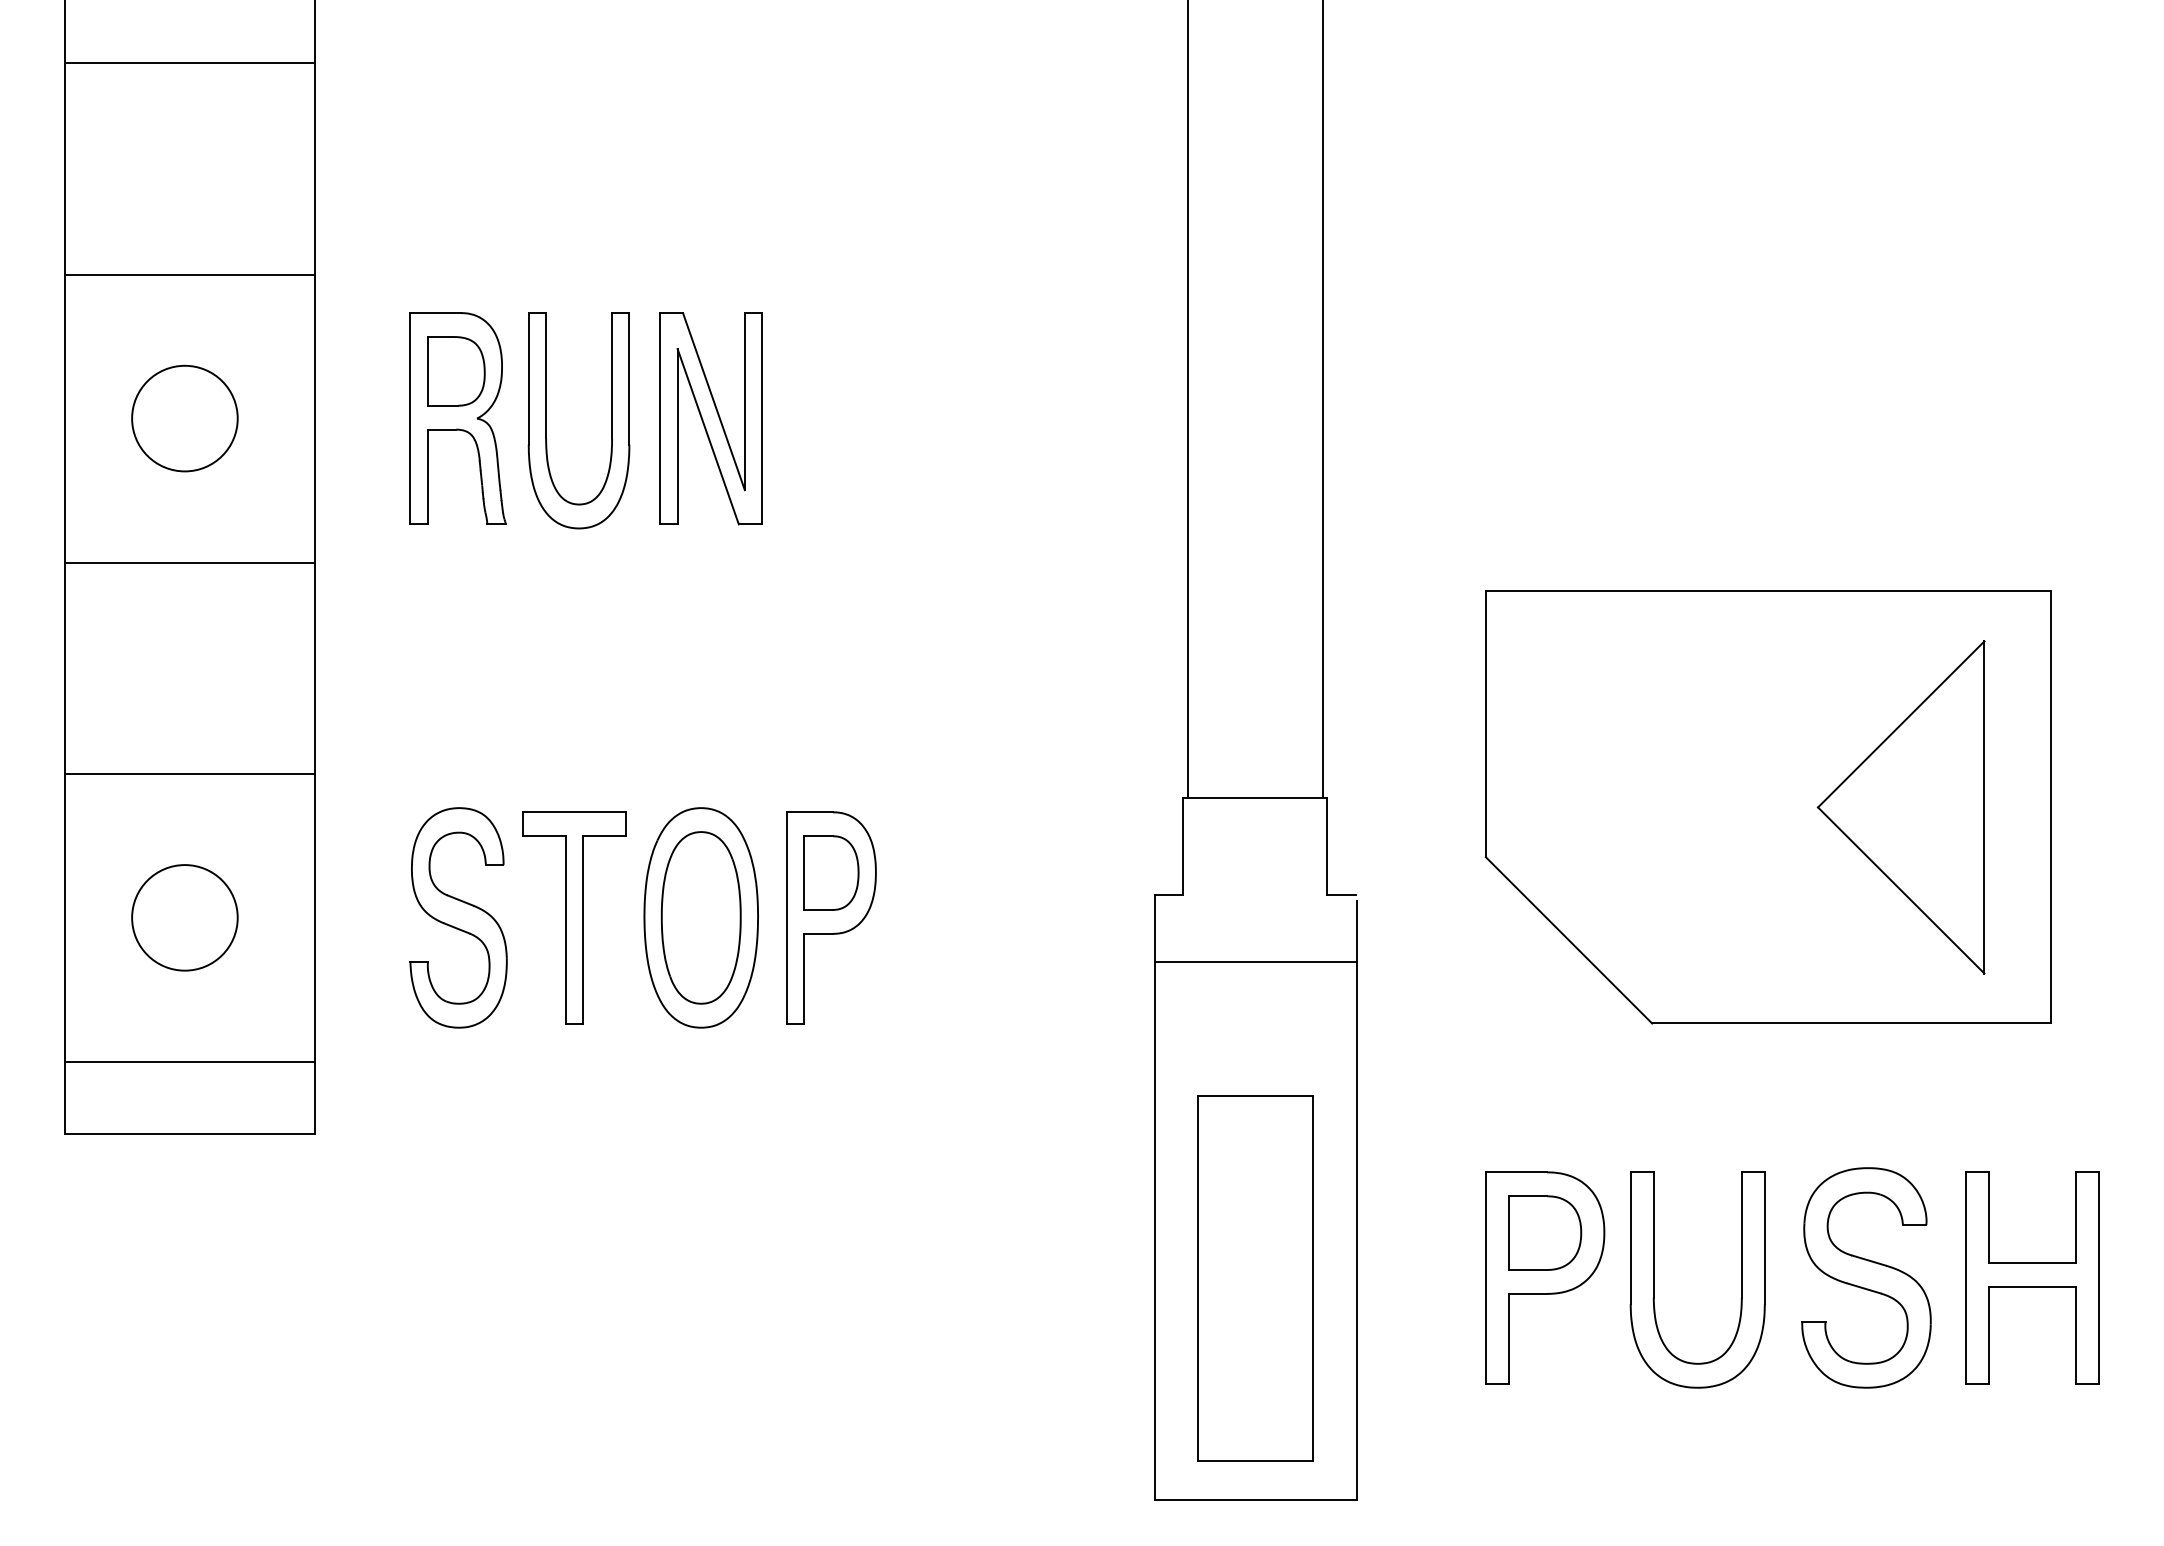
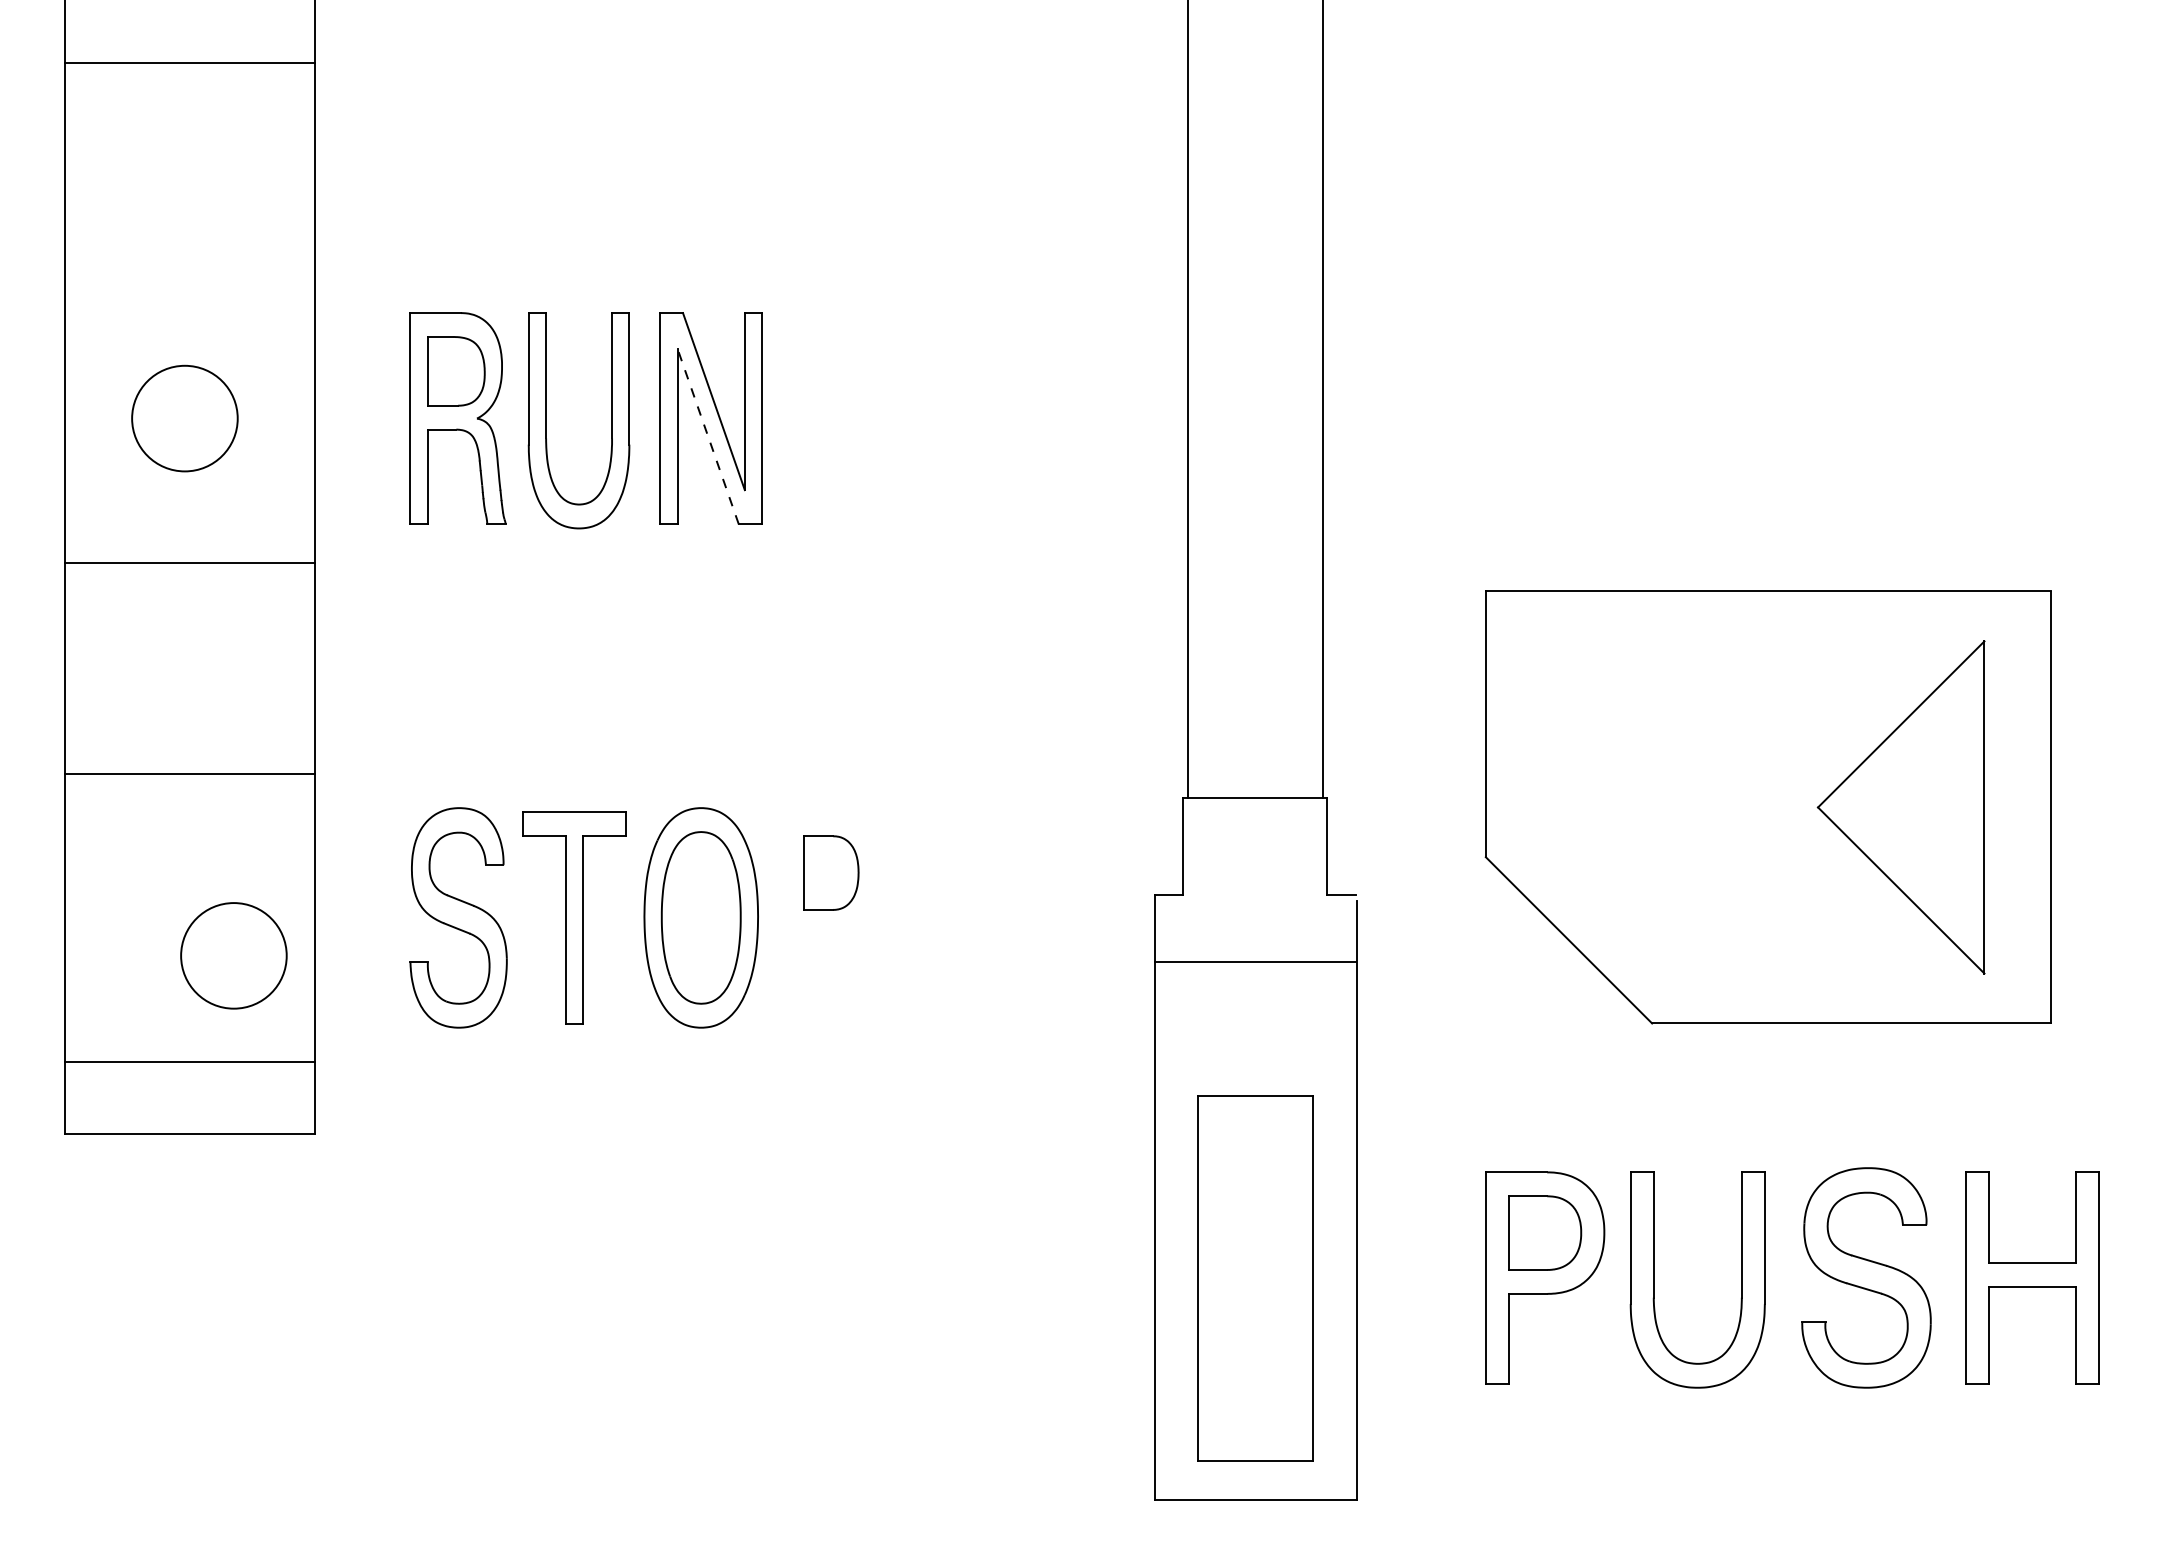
line: present -> none (189, 274)
line: solid -> dashed (708, 436)
circle position: (184, 917) -> (233, 955) (233, 955)
part: present -> none (831, 917)
